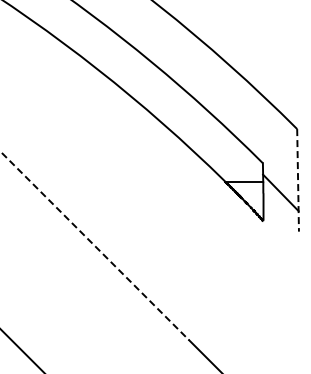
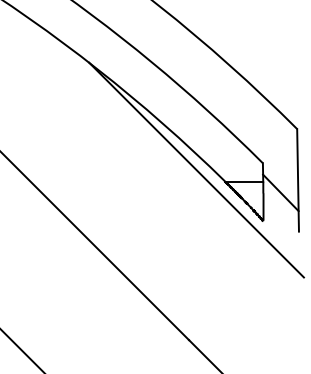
line: none -> present (196, 169)
line: dashed -> solid (298, 180)
line: dashed -> solid (95, 246)
